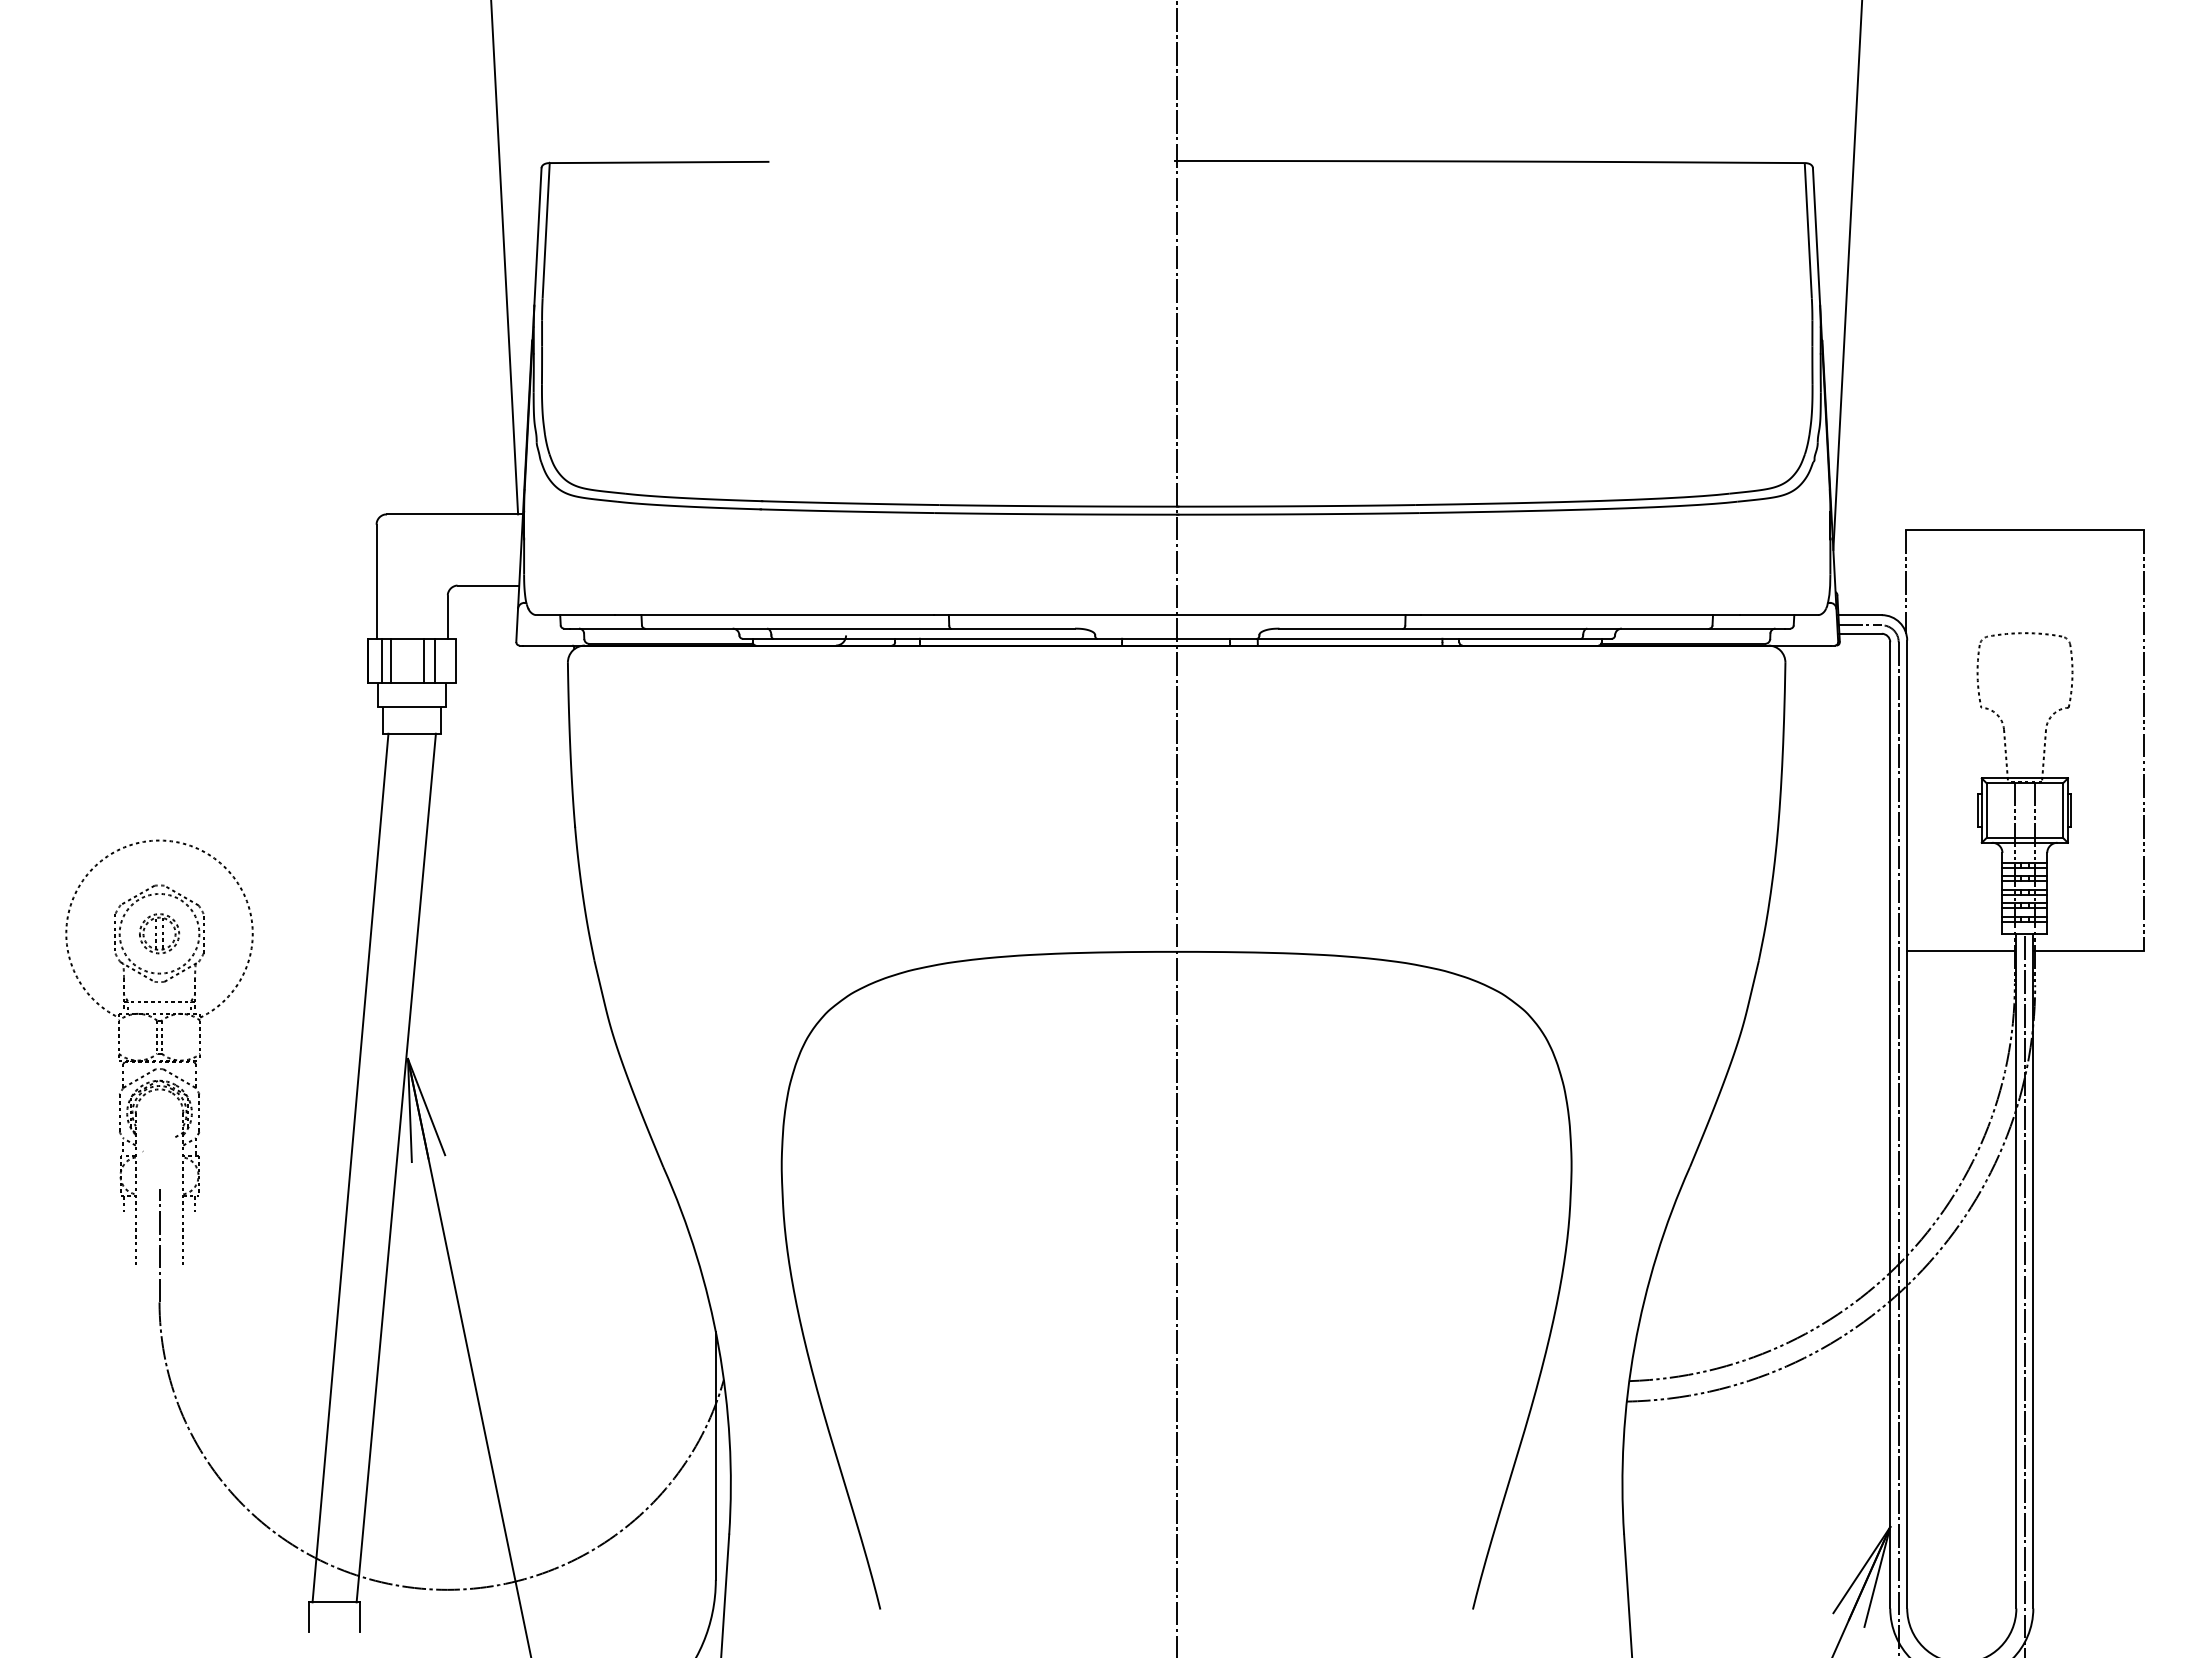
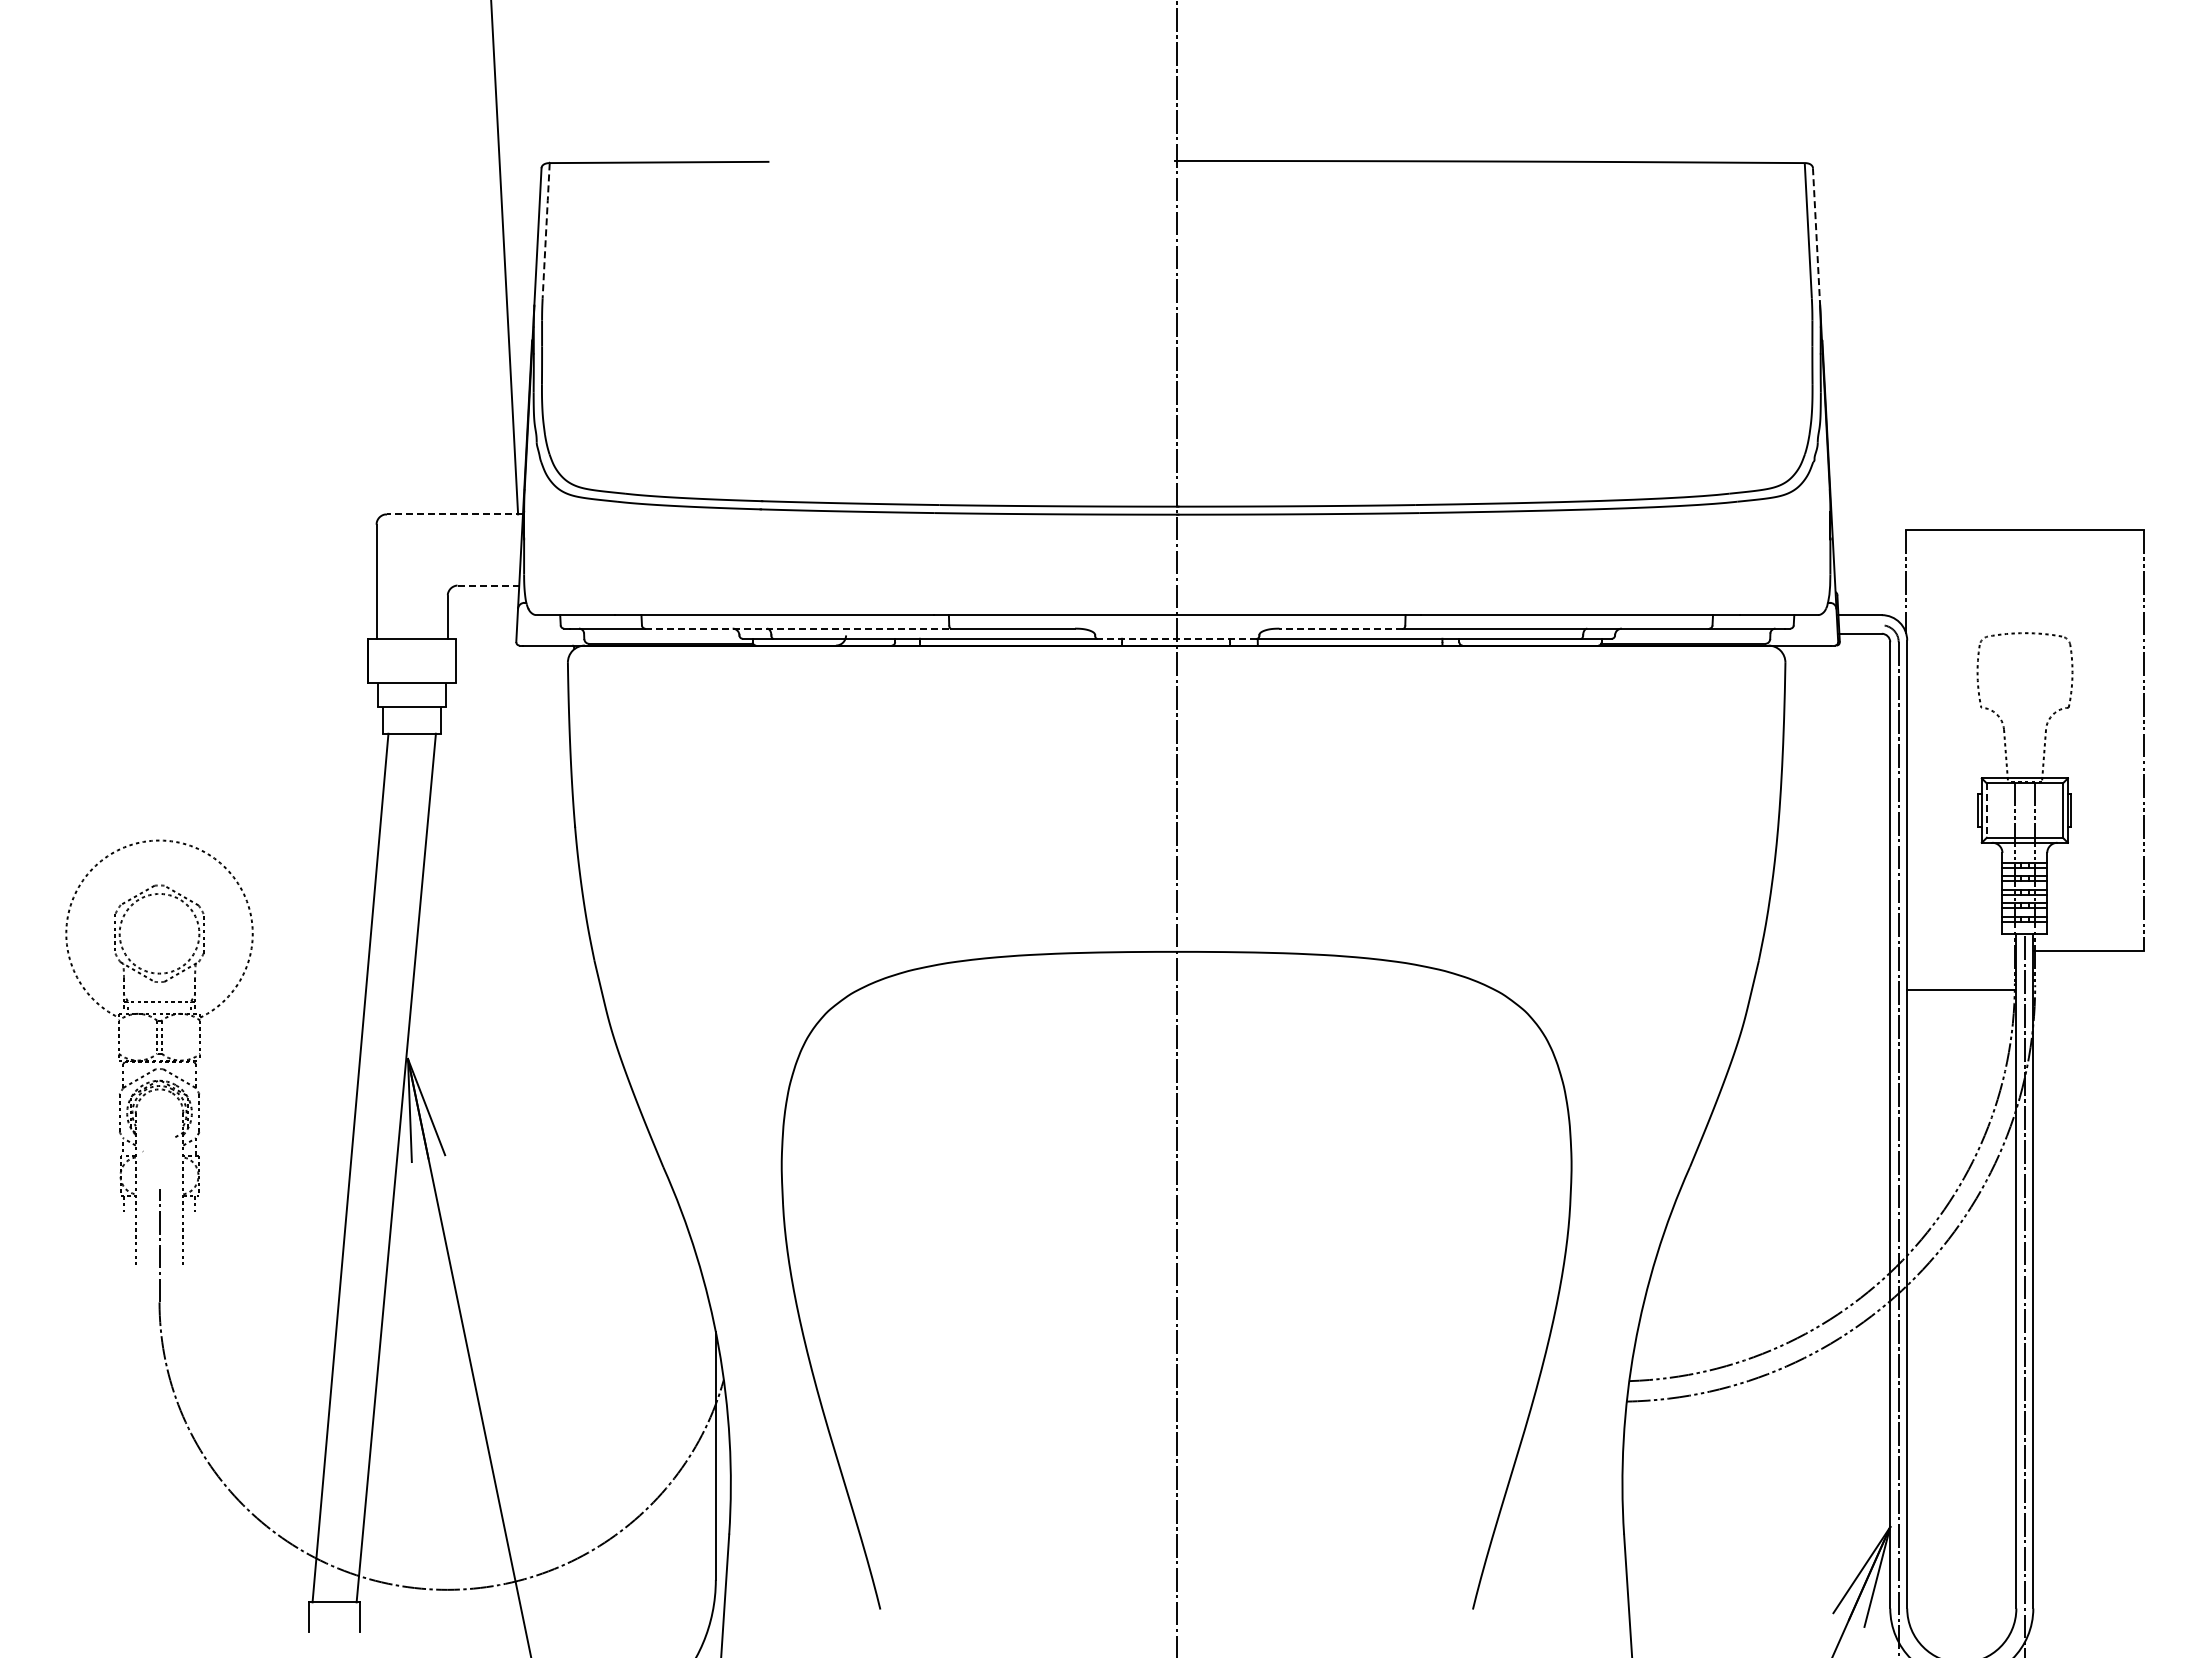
line: solid -> dashed (546, 230)
line: solid -> dashed (1816, 236)
line: present -> none (1847, 275)
line: solid -> dashed (454, 514)
line: solid -> dashed (488, 585)
line: present -> none (1859, 625)
line: solid -> dashed (798, 628)
line: solid -> dashed (1341, 628)
line: solid -> dashed (1176, 638)
line: present -> none (381, 660)
line: present -> none (390, 660)
line: present -> none (424, 660)
line: present -> none (434, 660)
line: solid -> dashed (1986, 811)
part: present -> none (159, 933)
line position: (1960, 950) -> (1960, 989) (1960, 989)
